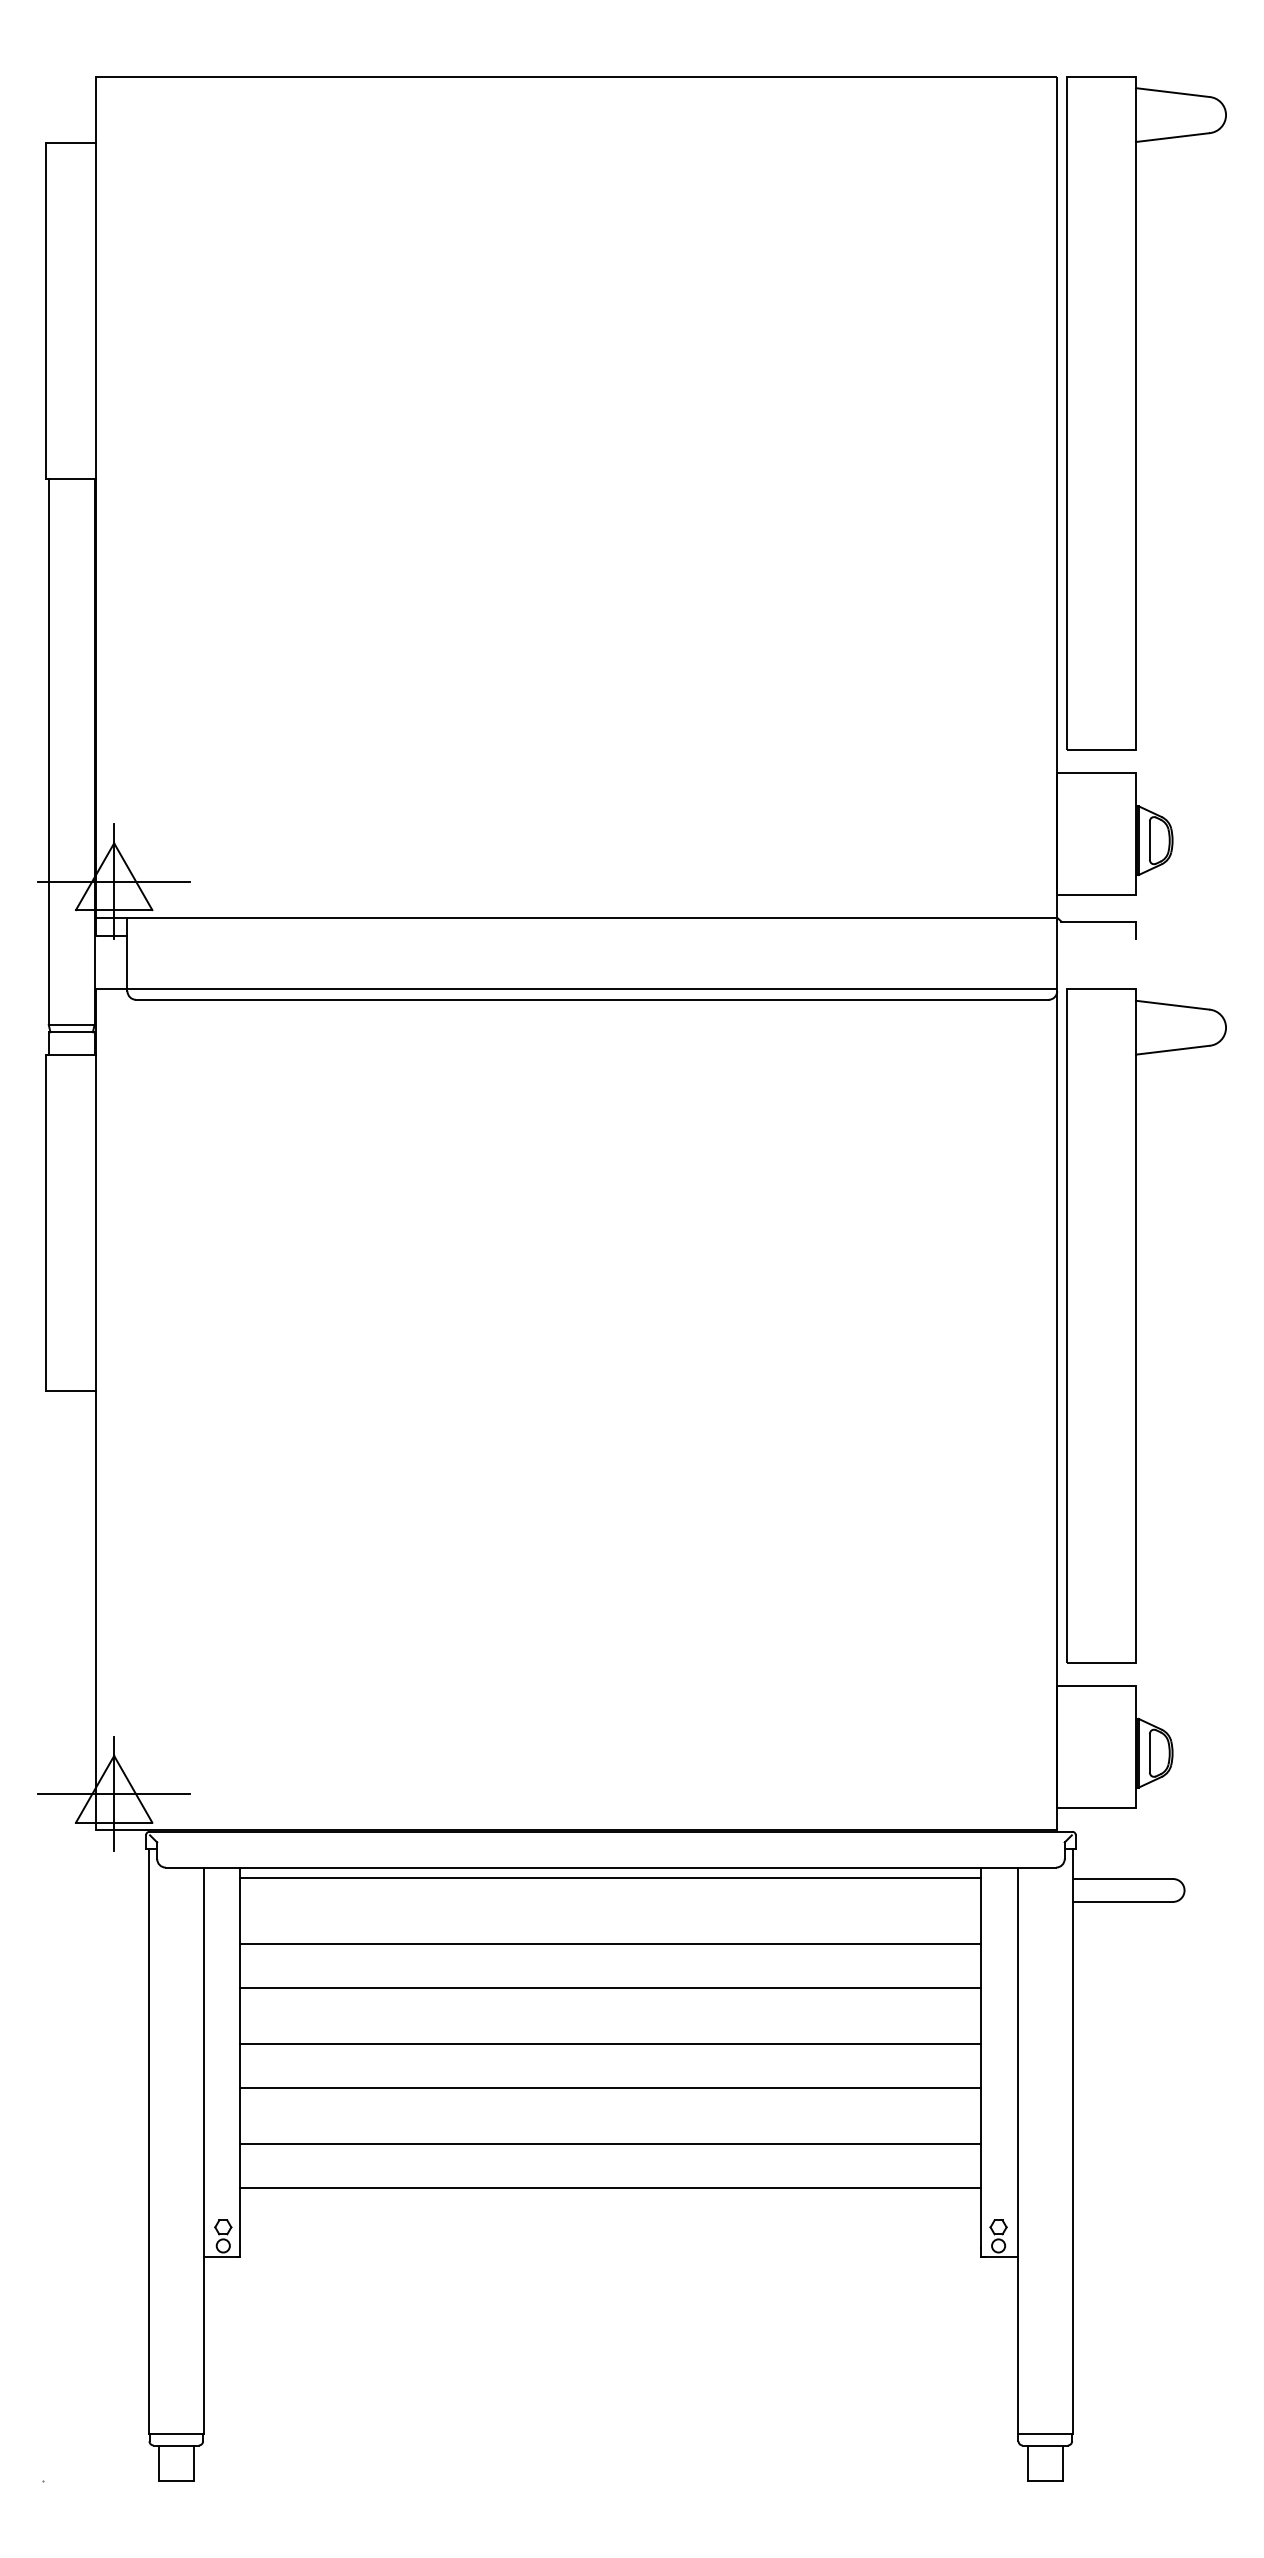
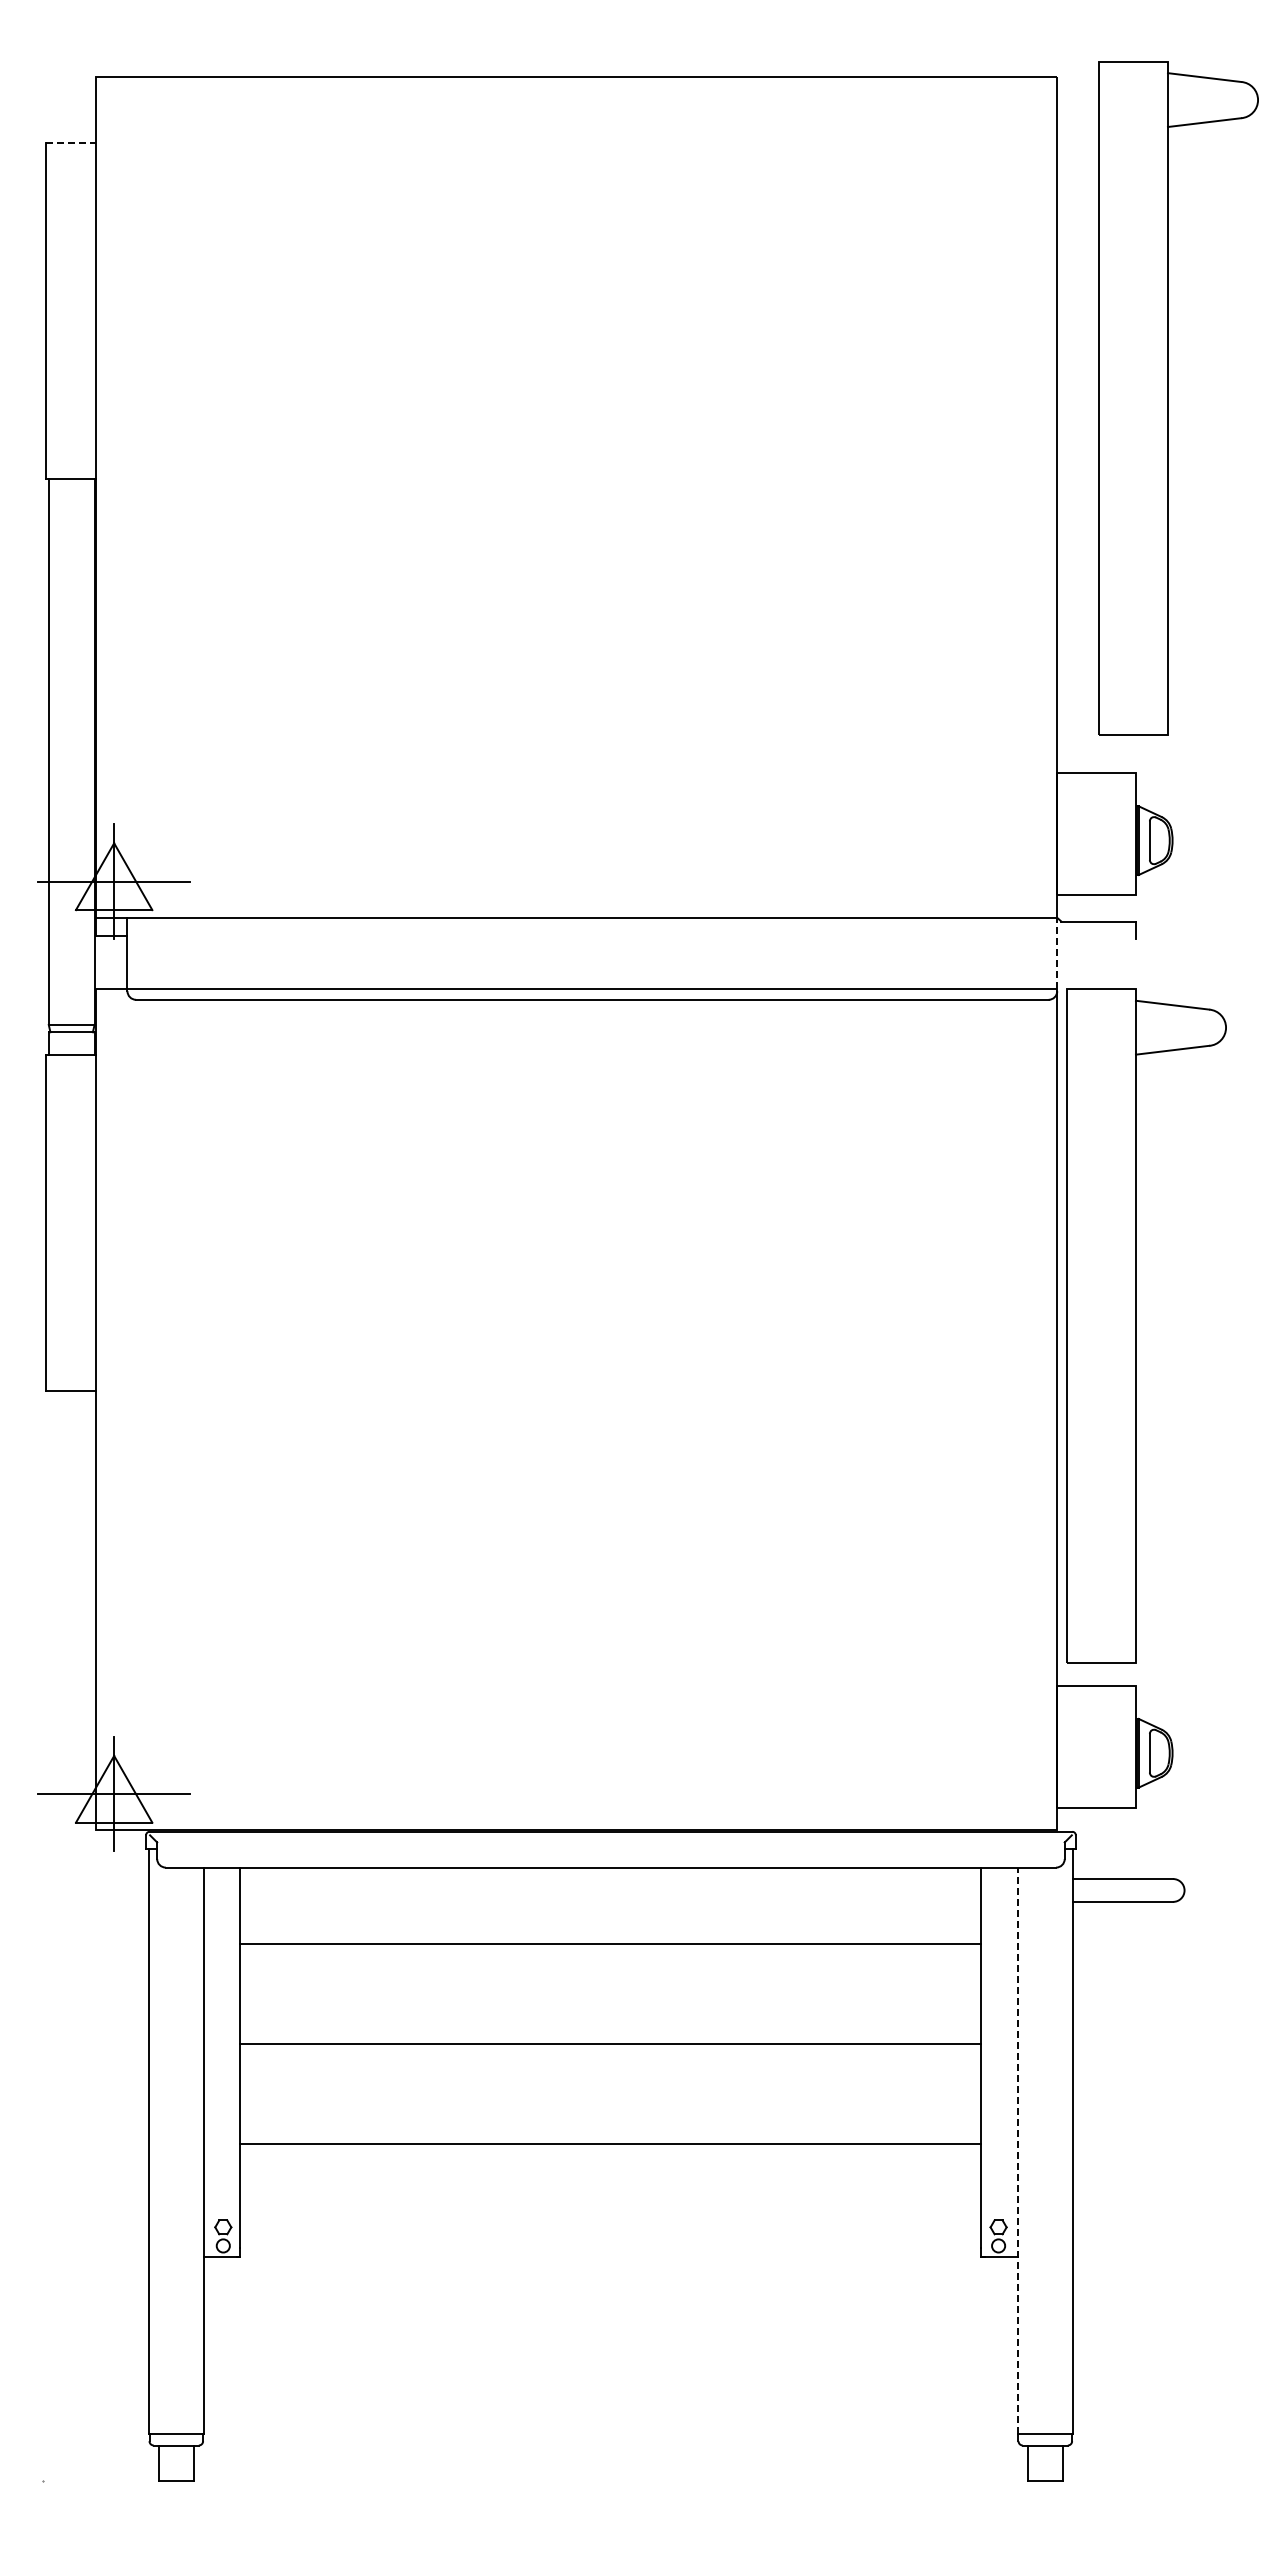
line: solid -> dashed (71, 142)
part position: (1136, 413) -> (1168, 398) (1168, 398)
line: solid -> dashed (1057, 953)
line: present -> none (610, 1877)
line: present -> none (610, 1987)
line: present -> none (610, 2087)
line: solid -> dashed (1018, 2150)
line: present -> none (610, 2188)
